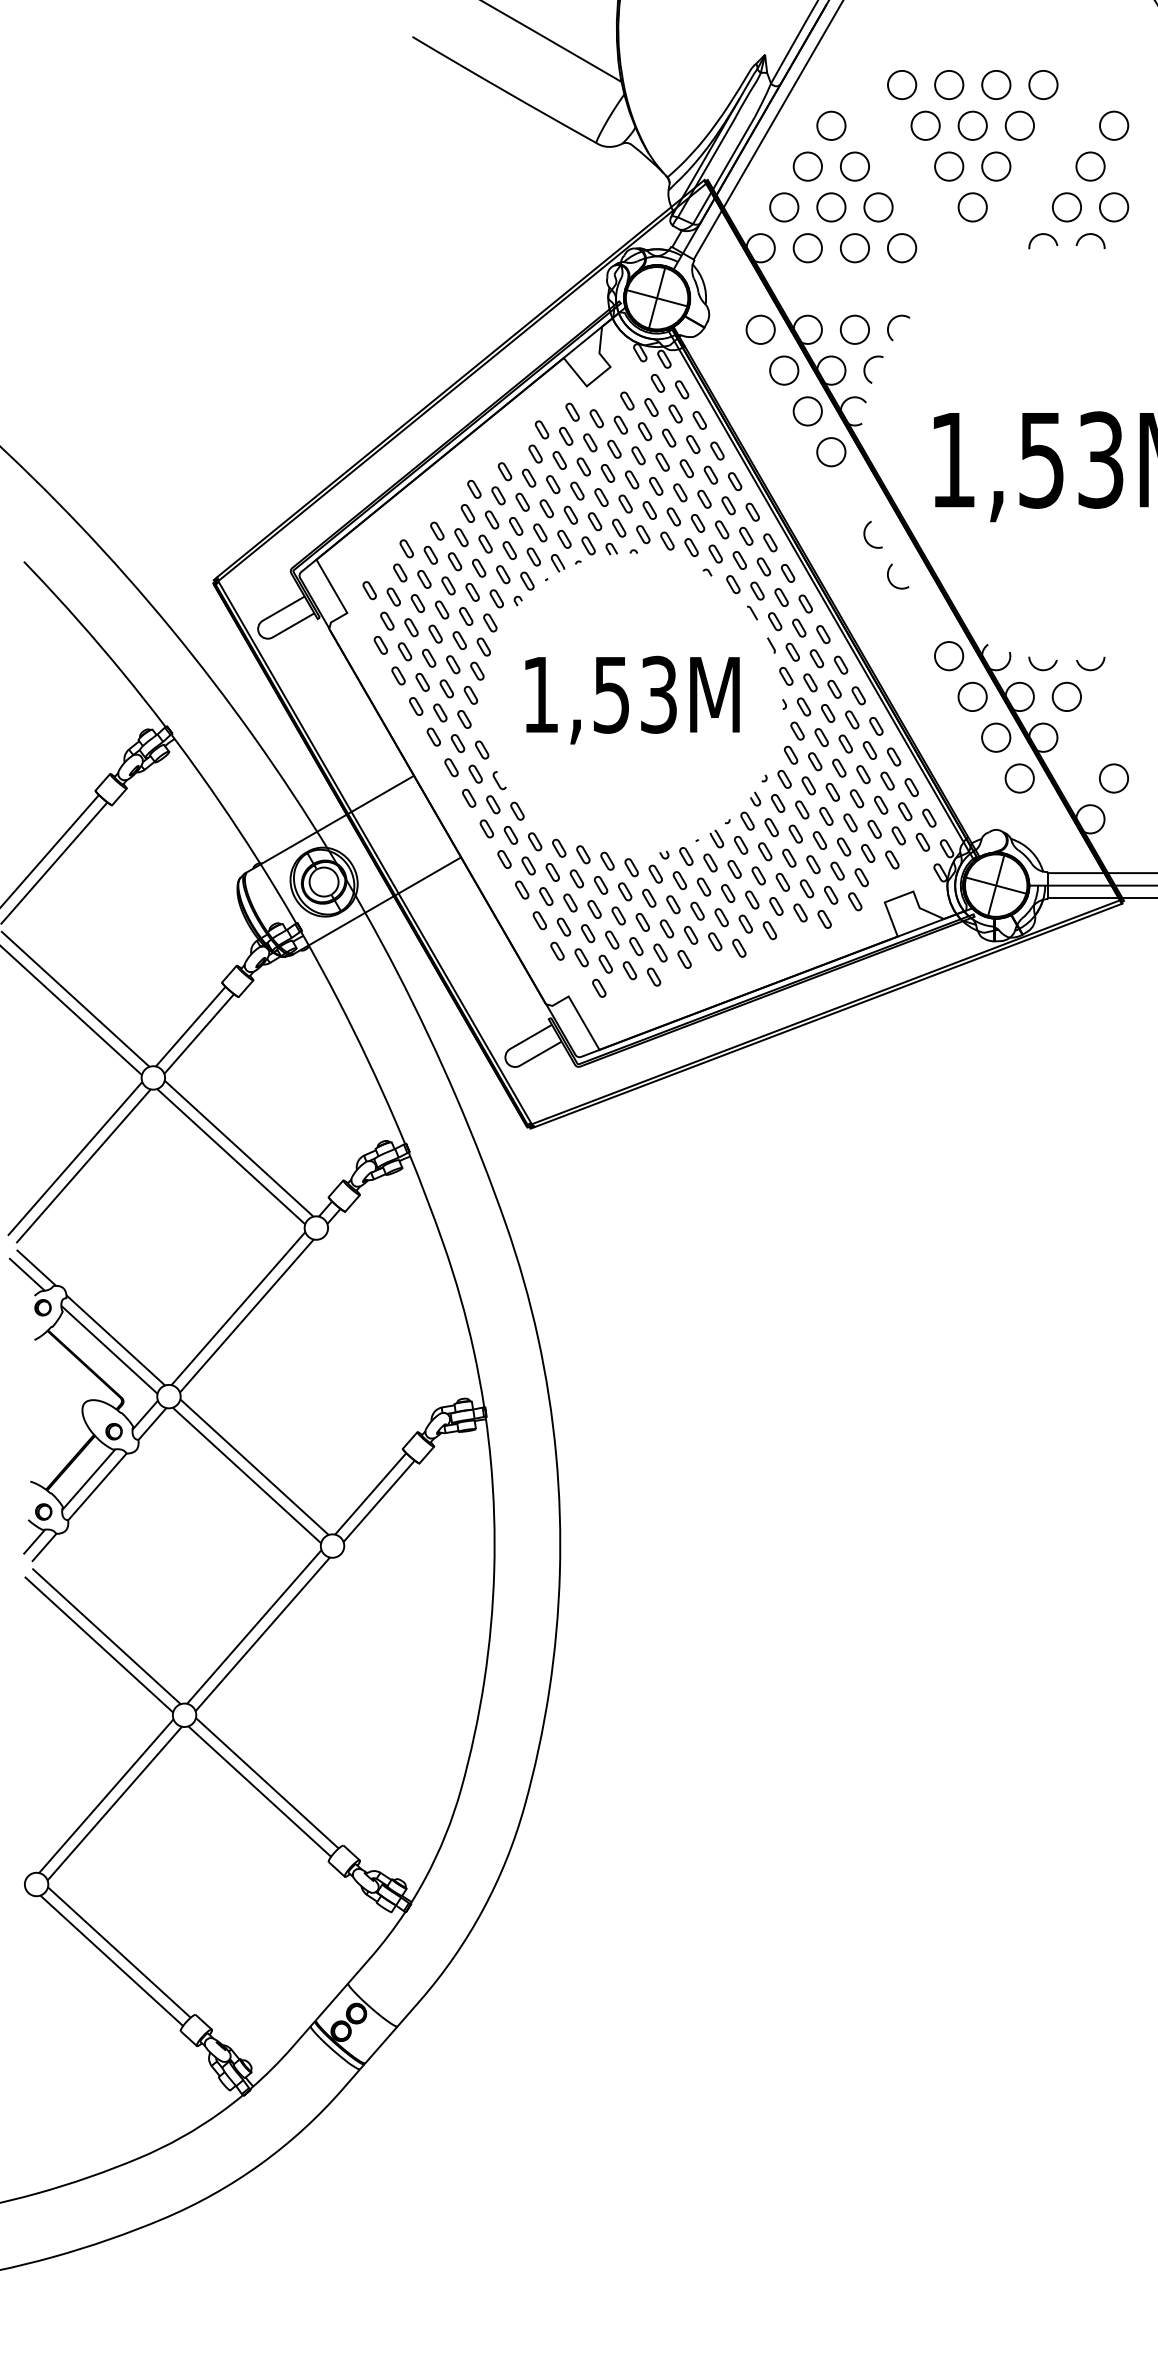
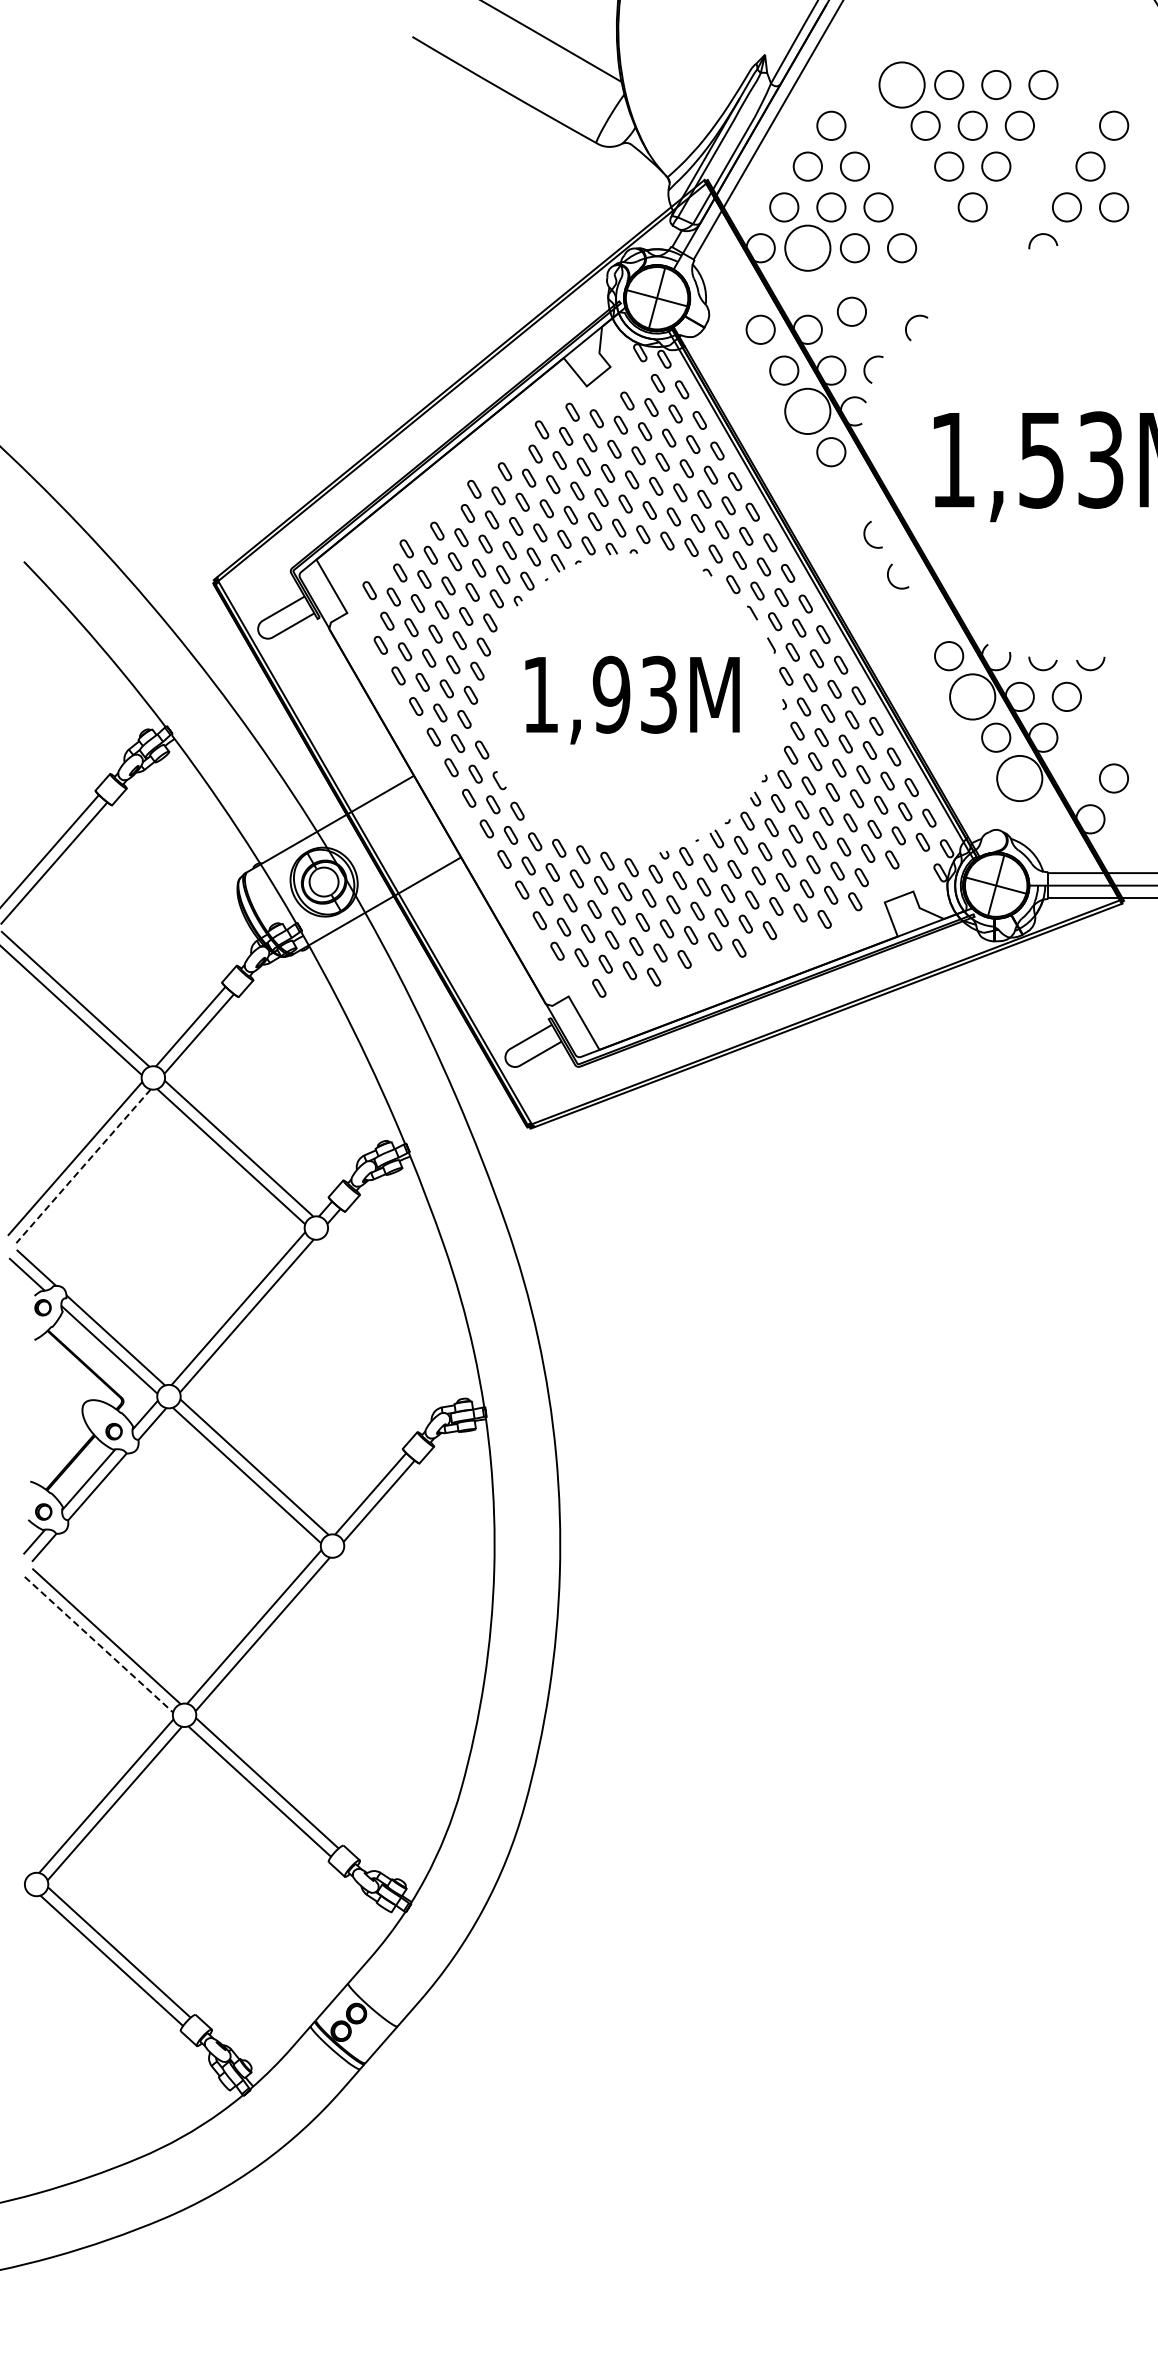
circle diameter: 28 px -> 45 px (901, 84)
arc: present -> none (1088, 235)
circle diameter: 28 px -> 45 px (807, 247)
arc position: (891, 322) -> (909, 322) (909, 322)
circle position: (854, 329) -> (851, 311) (851, 311)
circle diameter: 28 px -> 45 px (807, 411)
text: 1,53M -> 1,93M (611, 694)
circle diameter: 28 px -> 45 px (972, 696)
circle diameter: 28 px -> 45 px (1019, 778)
line: solid -> dashed (83, 1166)
line: solid -> dashed (98, 1644)
